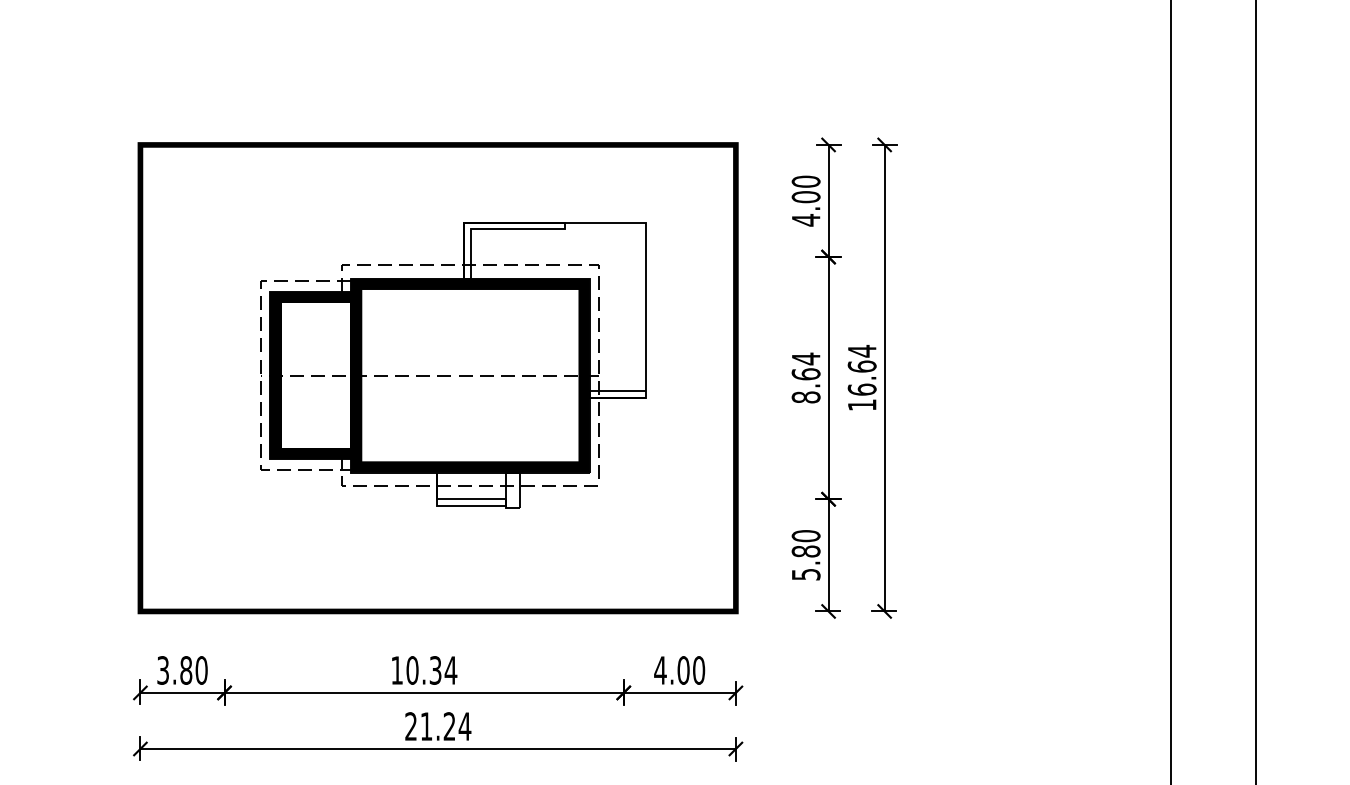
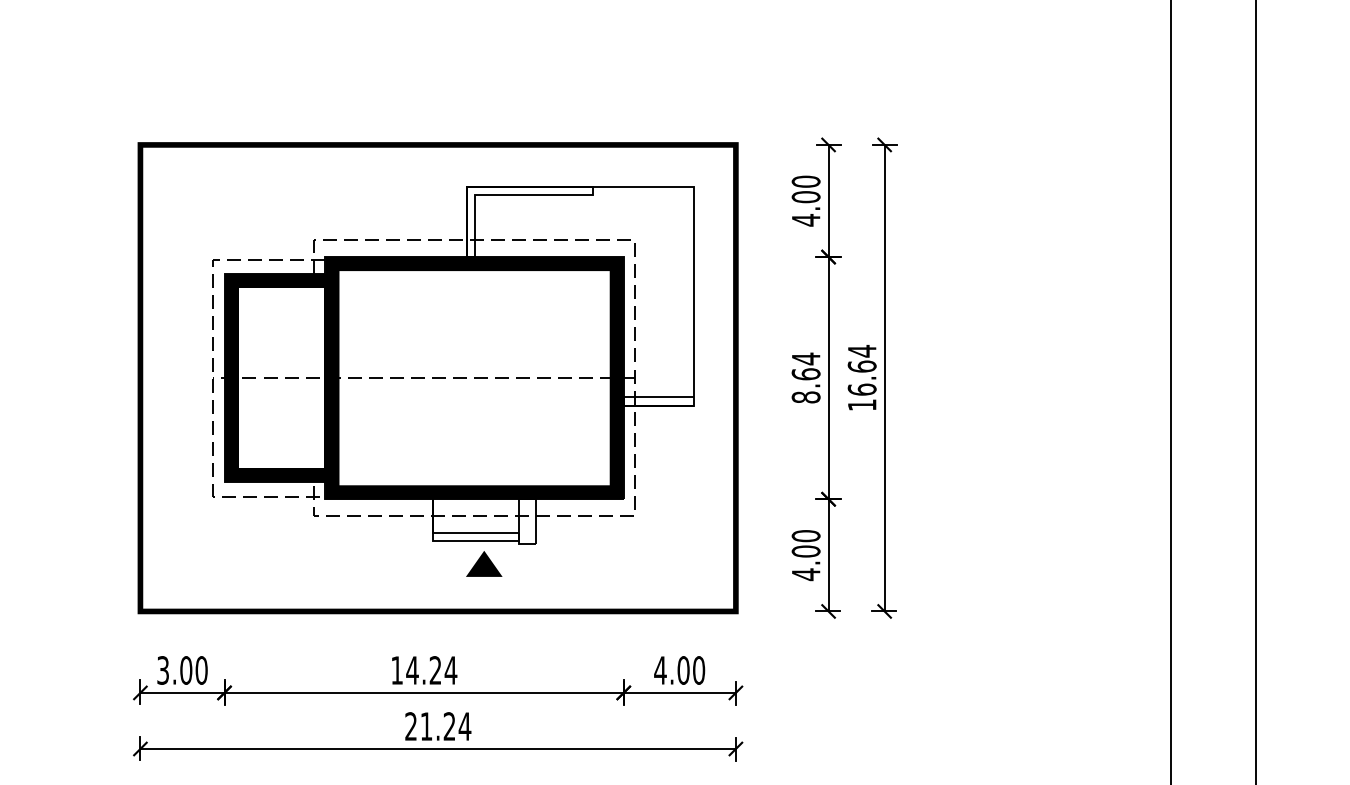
part size: 387x287 px -> 483x359 px (453, 365)
fill: none -> present (483, 563)
text: 5.80 -> 4.00 (806, 563)
text: 3.80 -> 3.00 (186, 670)
text: 10.34 -> 14.24 (423, 670)
